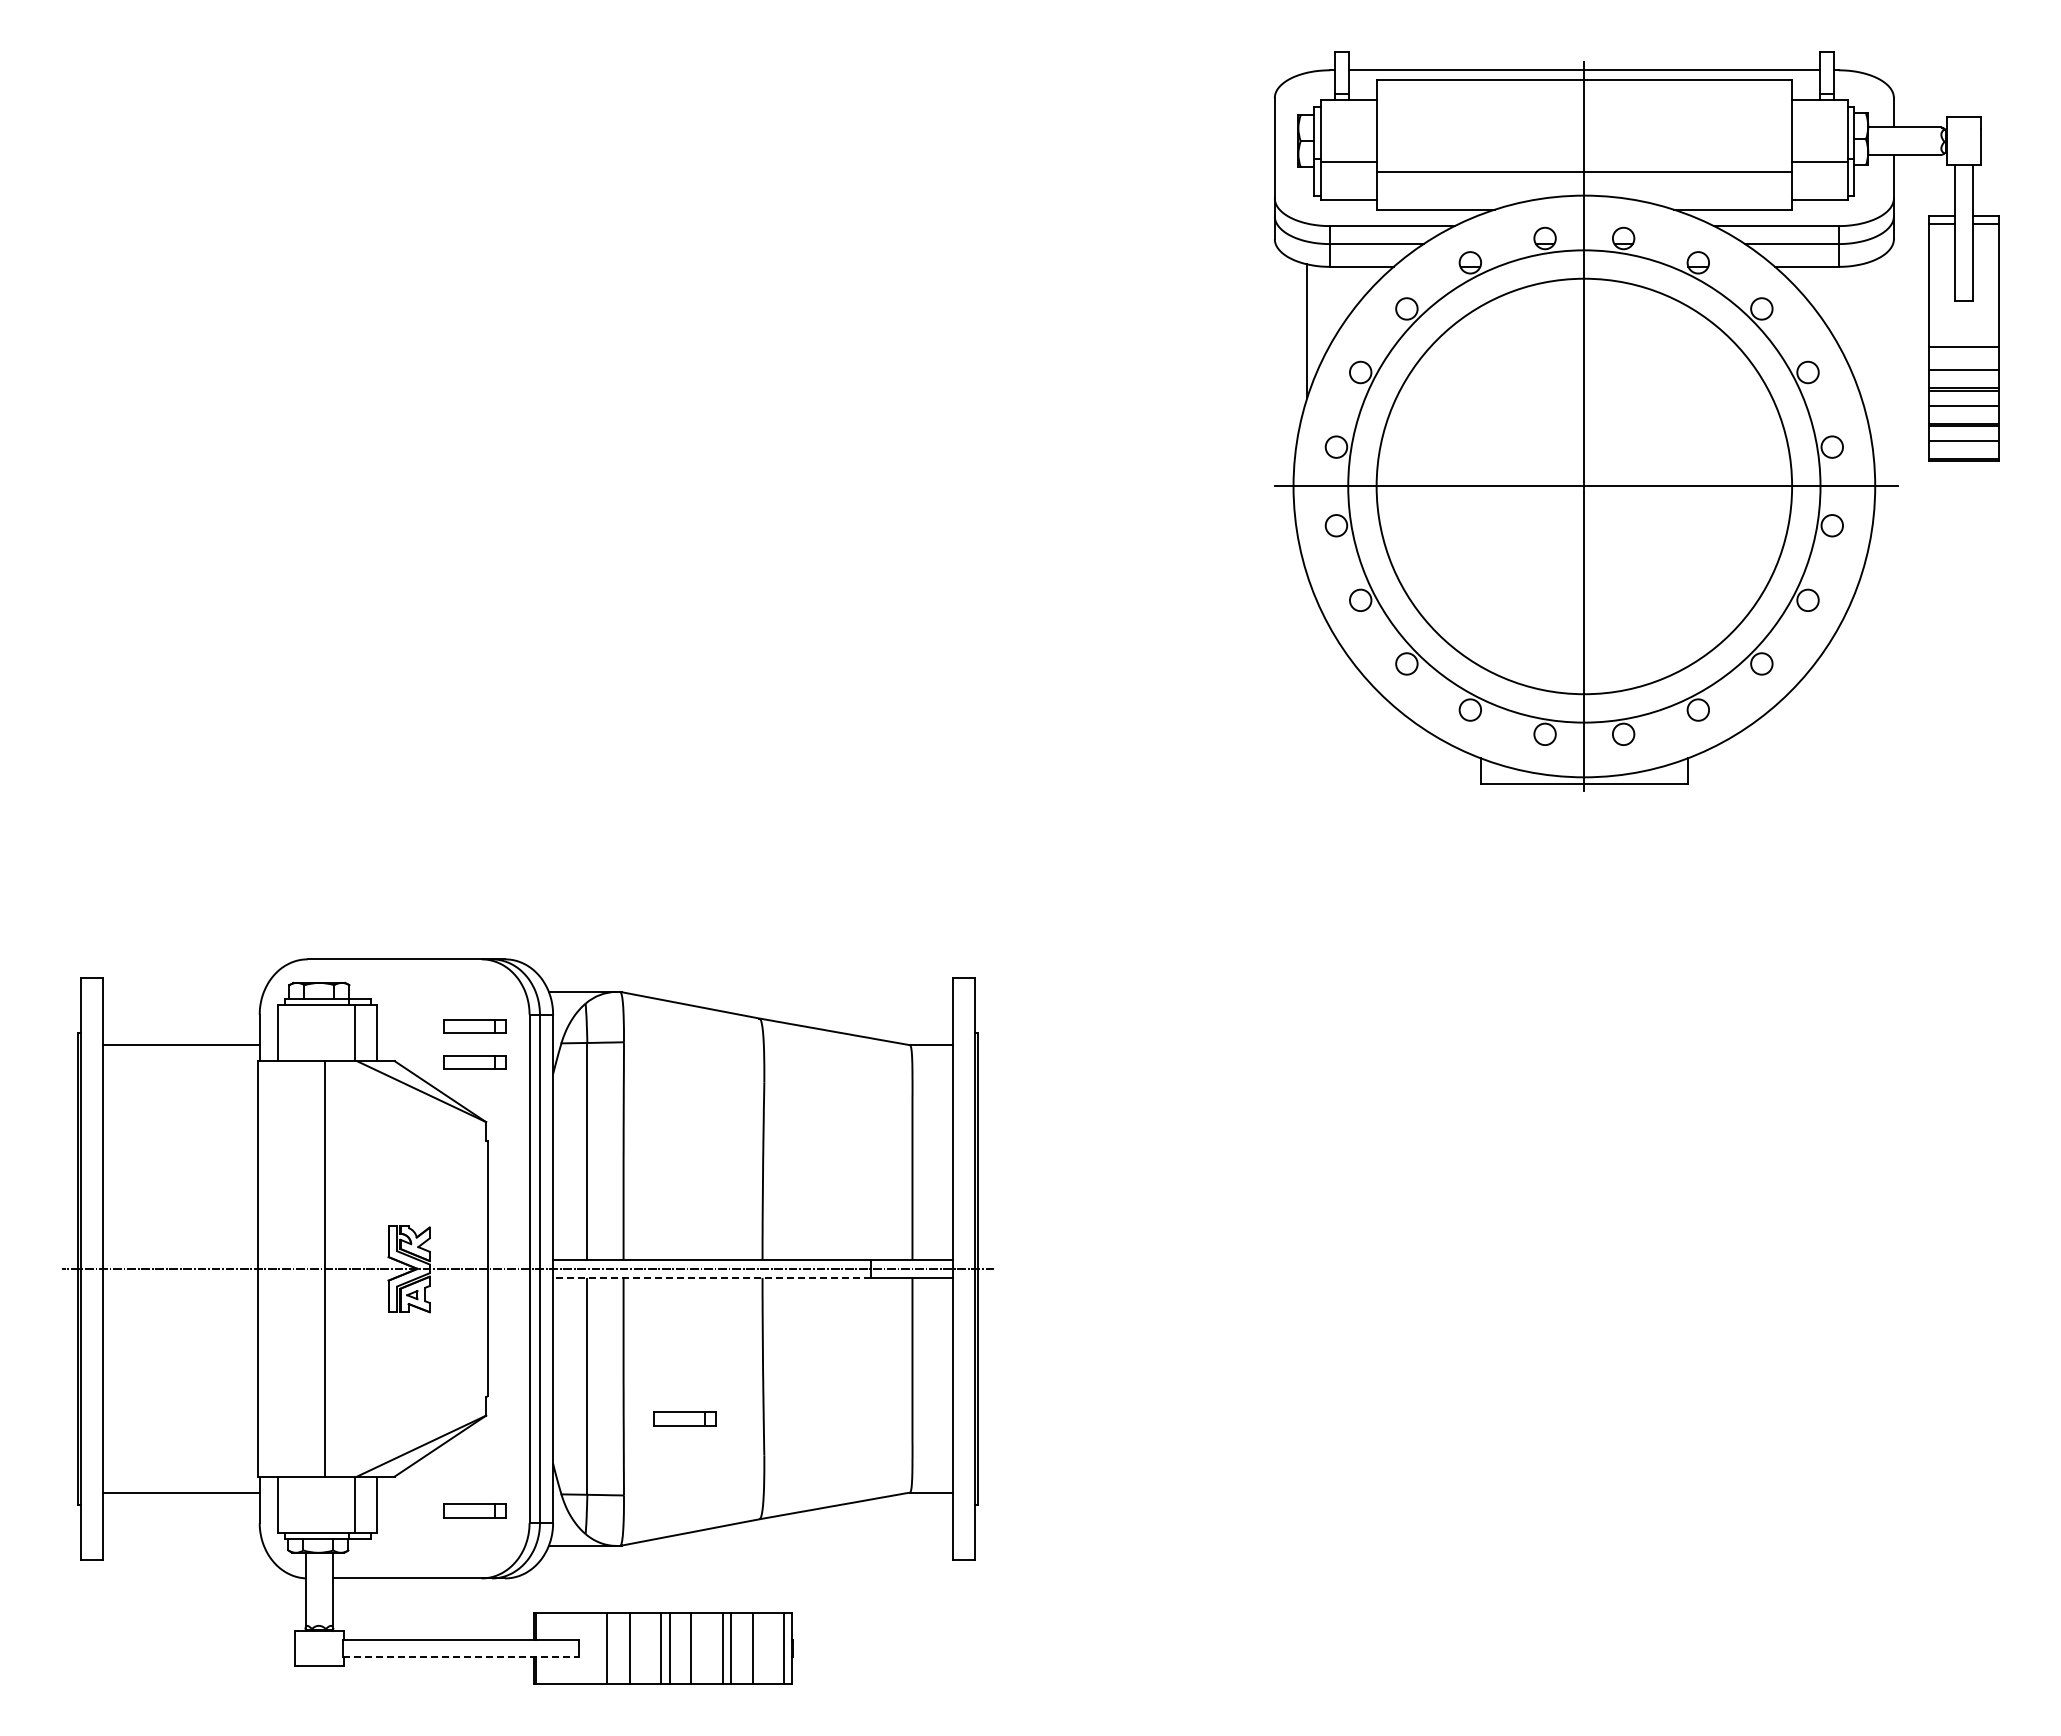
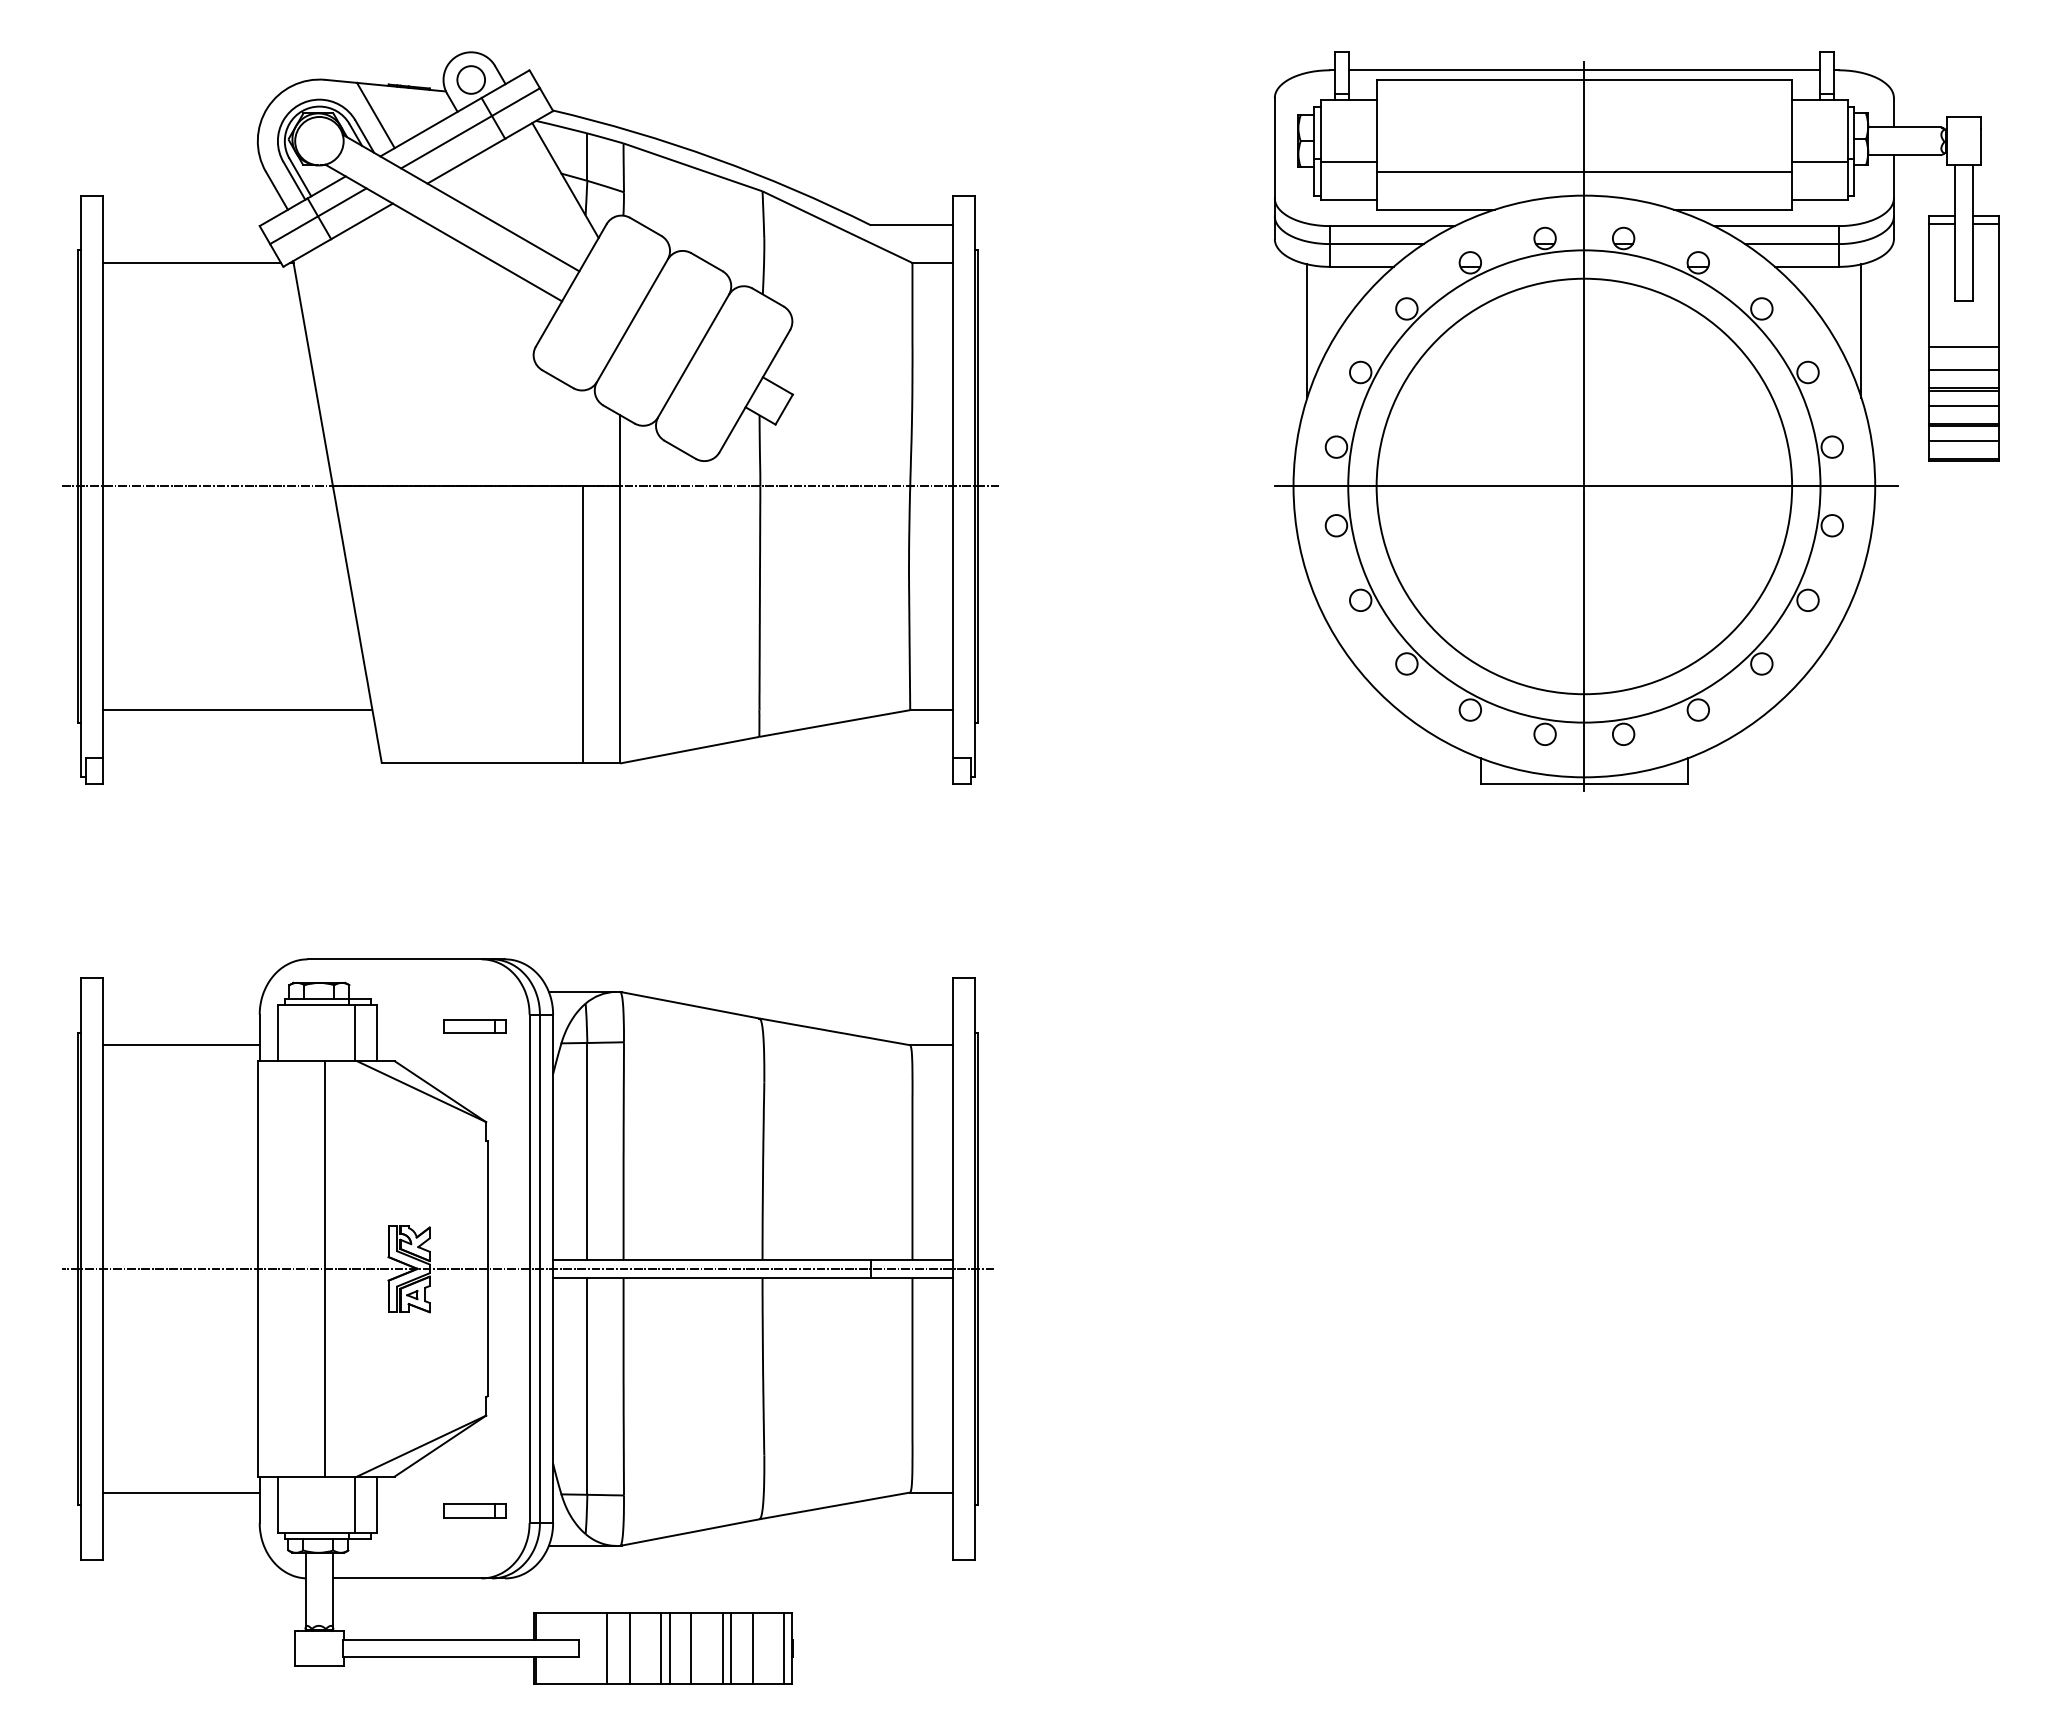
line: none -> present (1861, 330)
part: none -> present (530, 417)
part: present -> none (474, 1062)
line: dashed -> solid (711, 1277)
part: present -> none (684, 1418)
line: dashed -> solid (461, 1657)
